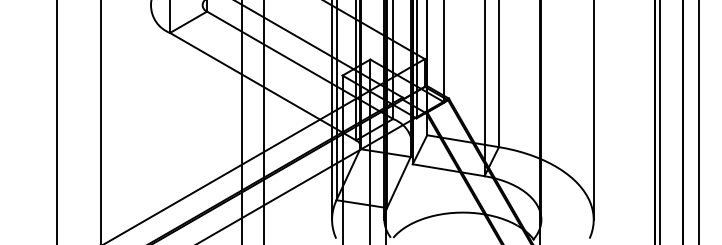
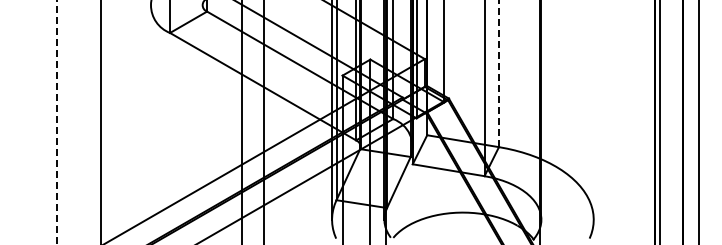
line: solid -> dashed (498, 73)
line: present -> none (593, 110)
line: solid -> dashed (56, 121)
